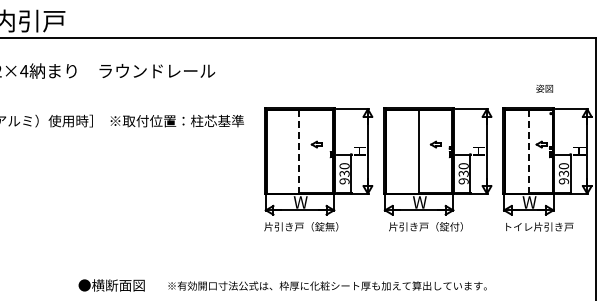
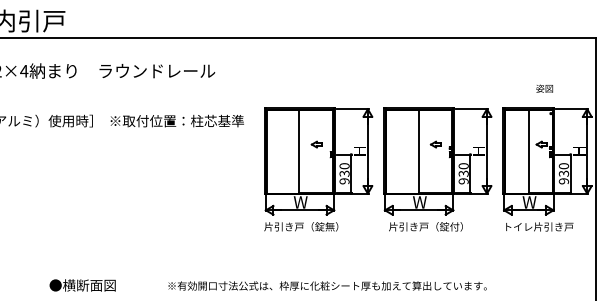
line: dashed -> solid (299, 151)
line: dashed -> solid (528, 151)
text position: (111, 285) -> (82, 285) (82, 285)
